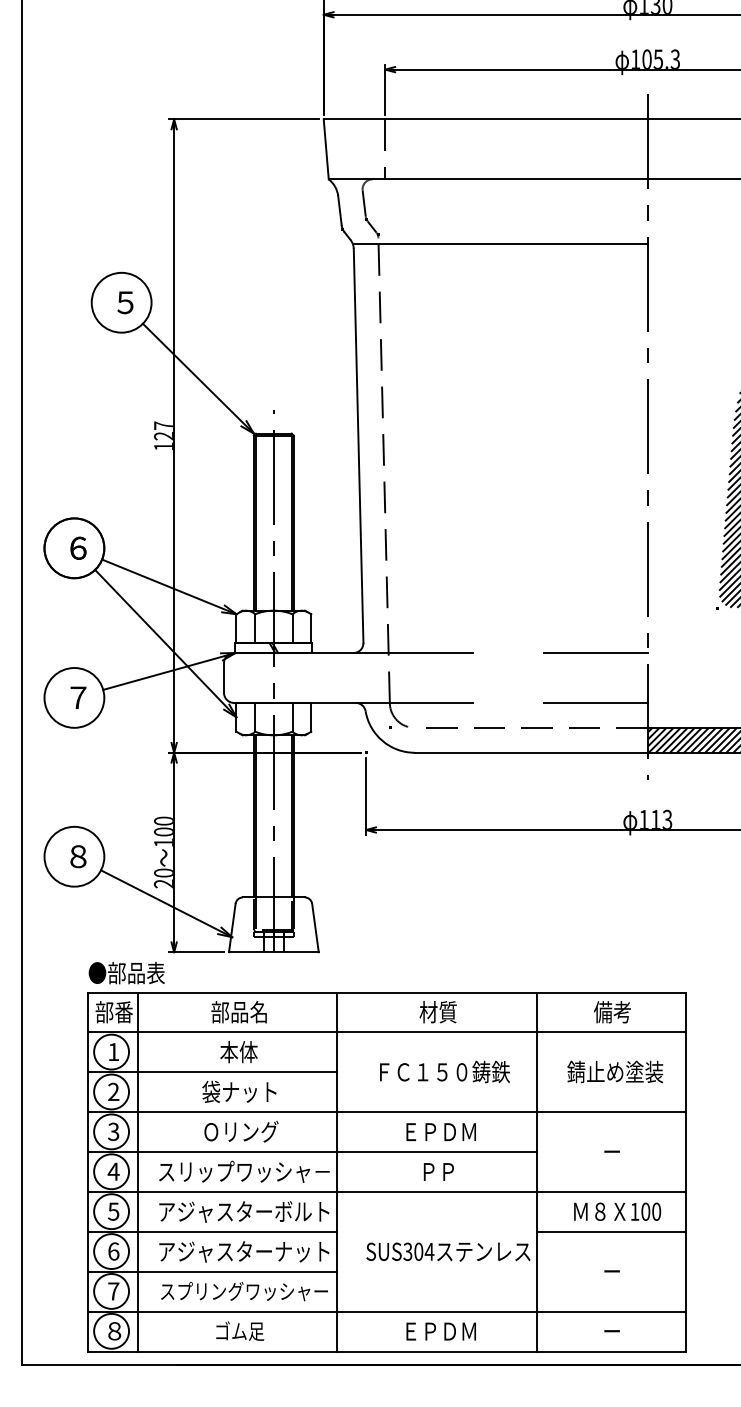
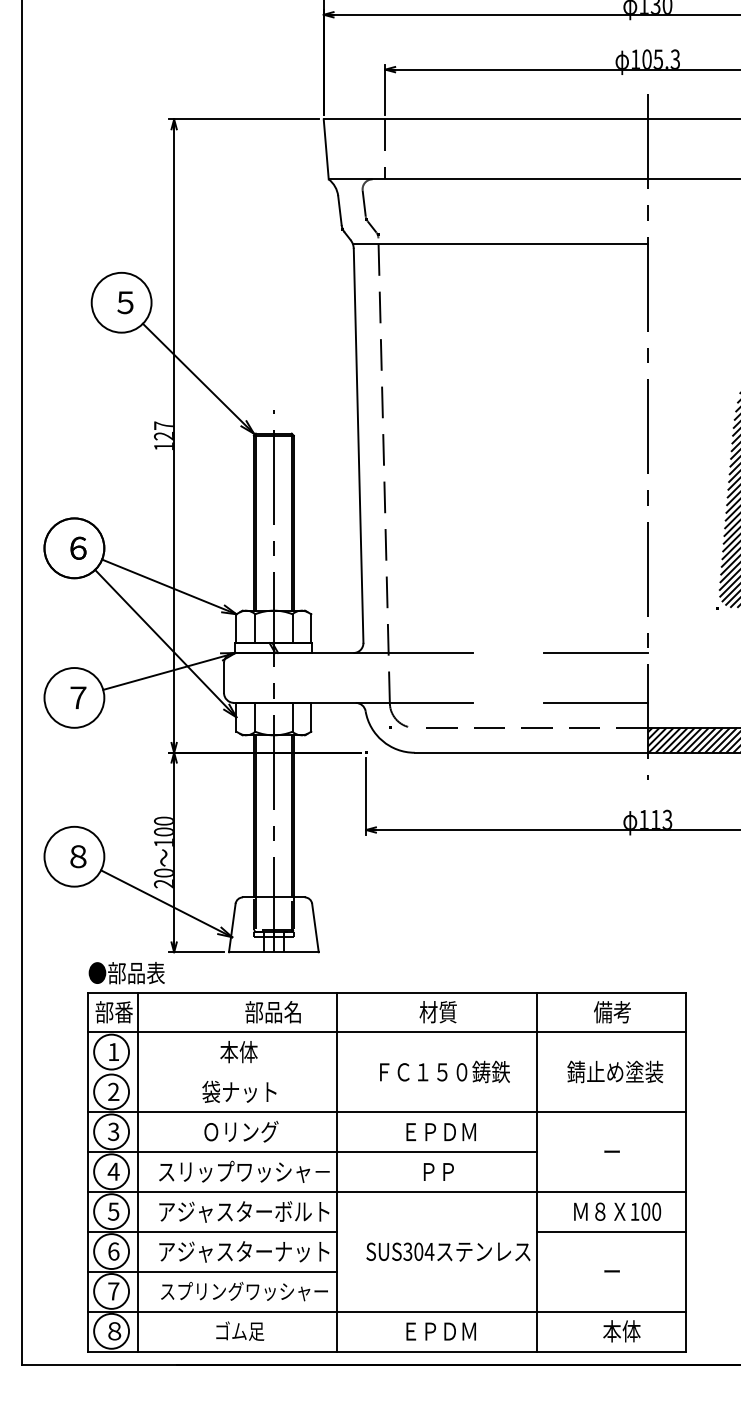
text position: (238, 1012) -> (272, 1012) (272, 1012)
line: present -> none (212, 1072)
text: ー -> 本体 (621, 1331)
